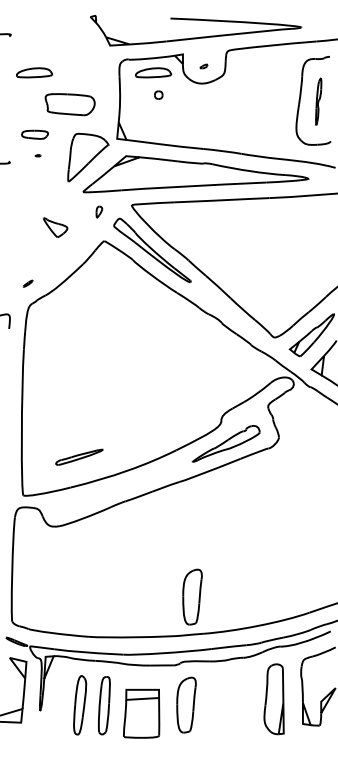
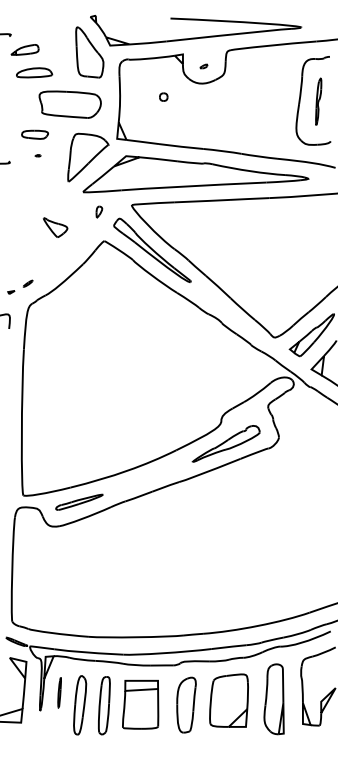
part: none -> present (24, 49)
part: none -> present (89, 52)
part: present -> none (153, 72)
part position: (158, 94) -> (163, 96) (163, 96)
part size: 52x24 px -> 64x29 px (69, 104)
part: none -> present (11, 292)
part position: (79, 456) -> (79, 501) (79, 501)
part: present -> none (192, 596)
line: none -> present (59, 692)
part: none -> present (228, 700)
part position: (141, 713) -> (140, 704) (140, 704)
